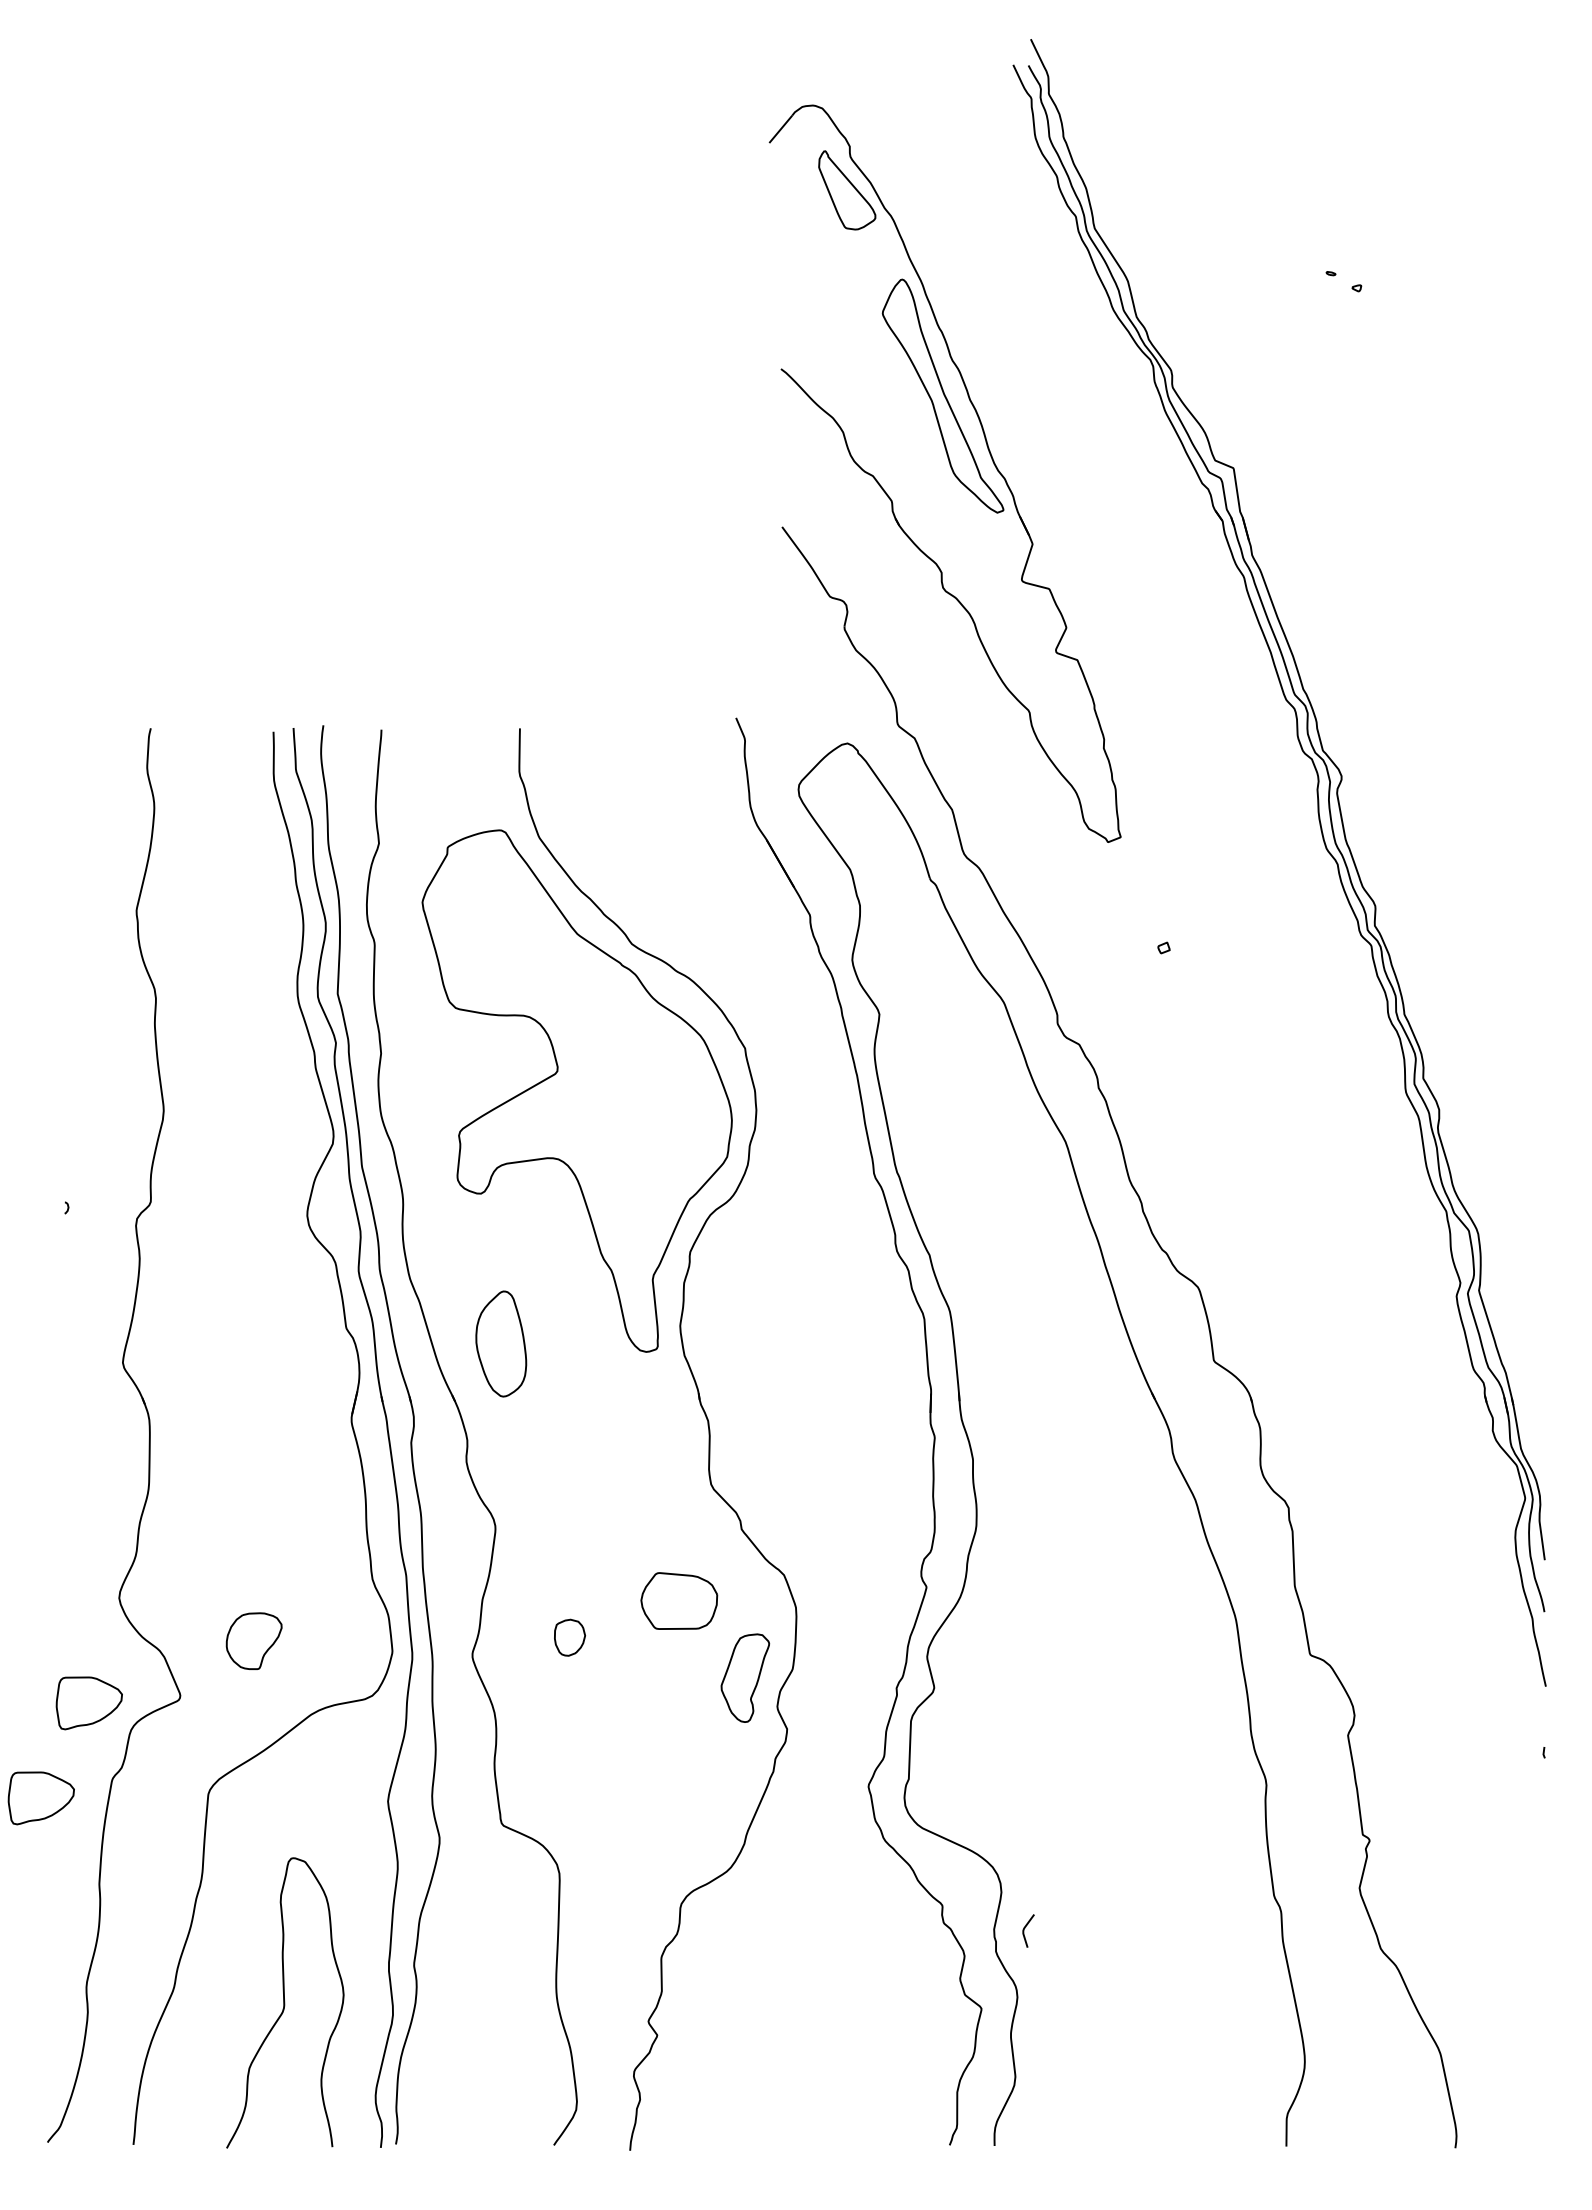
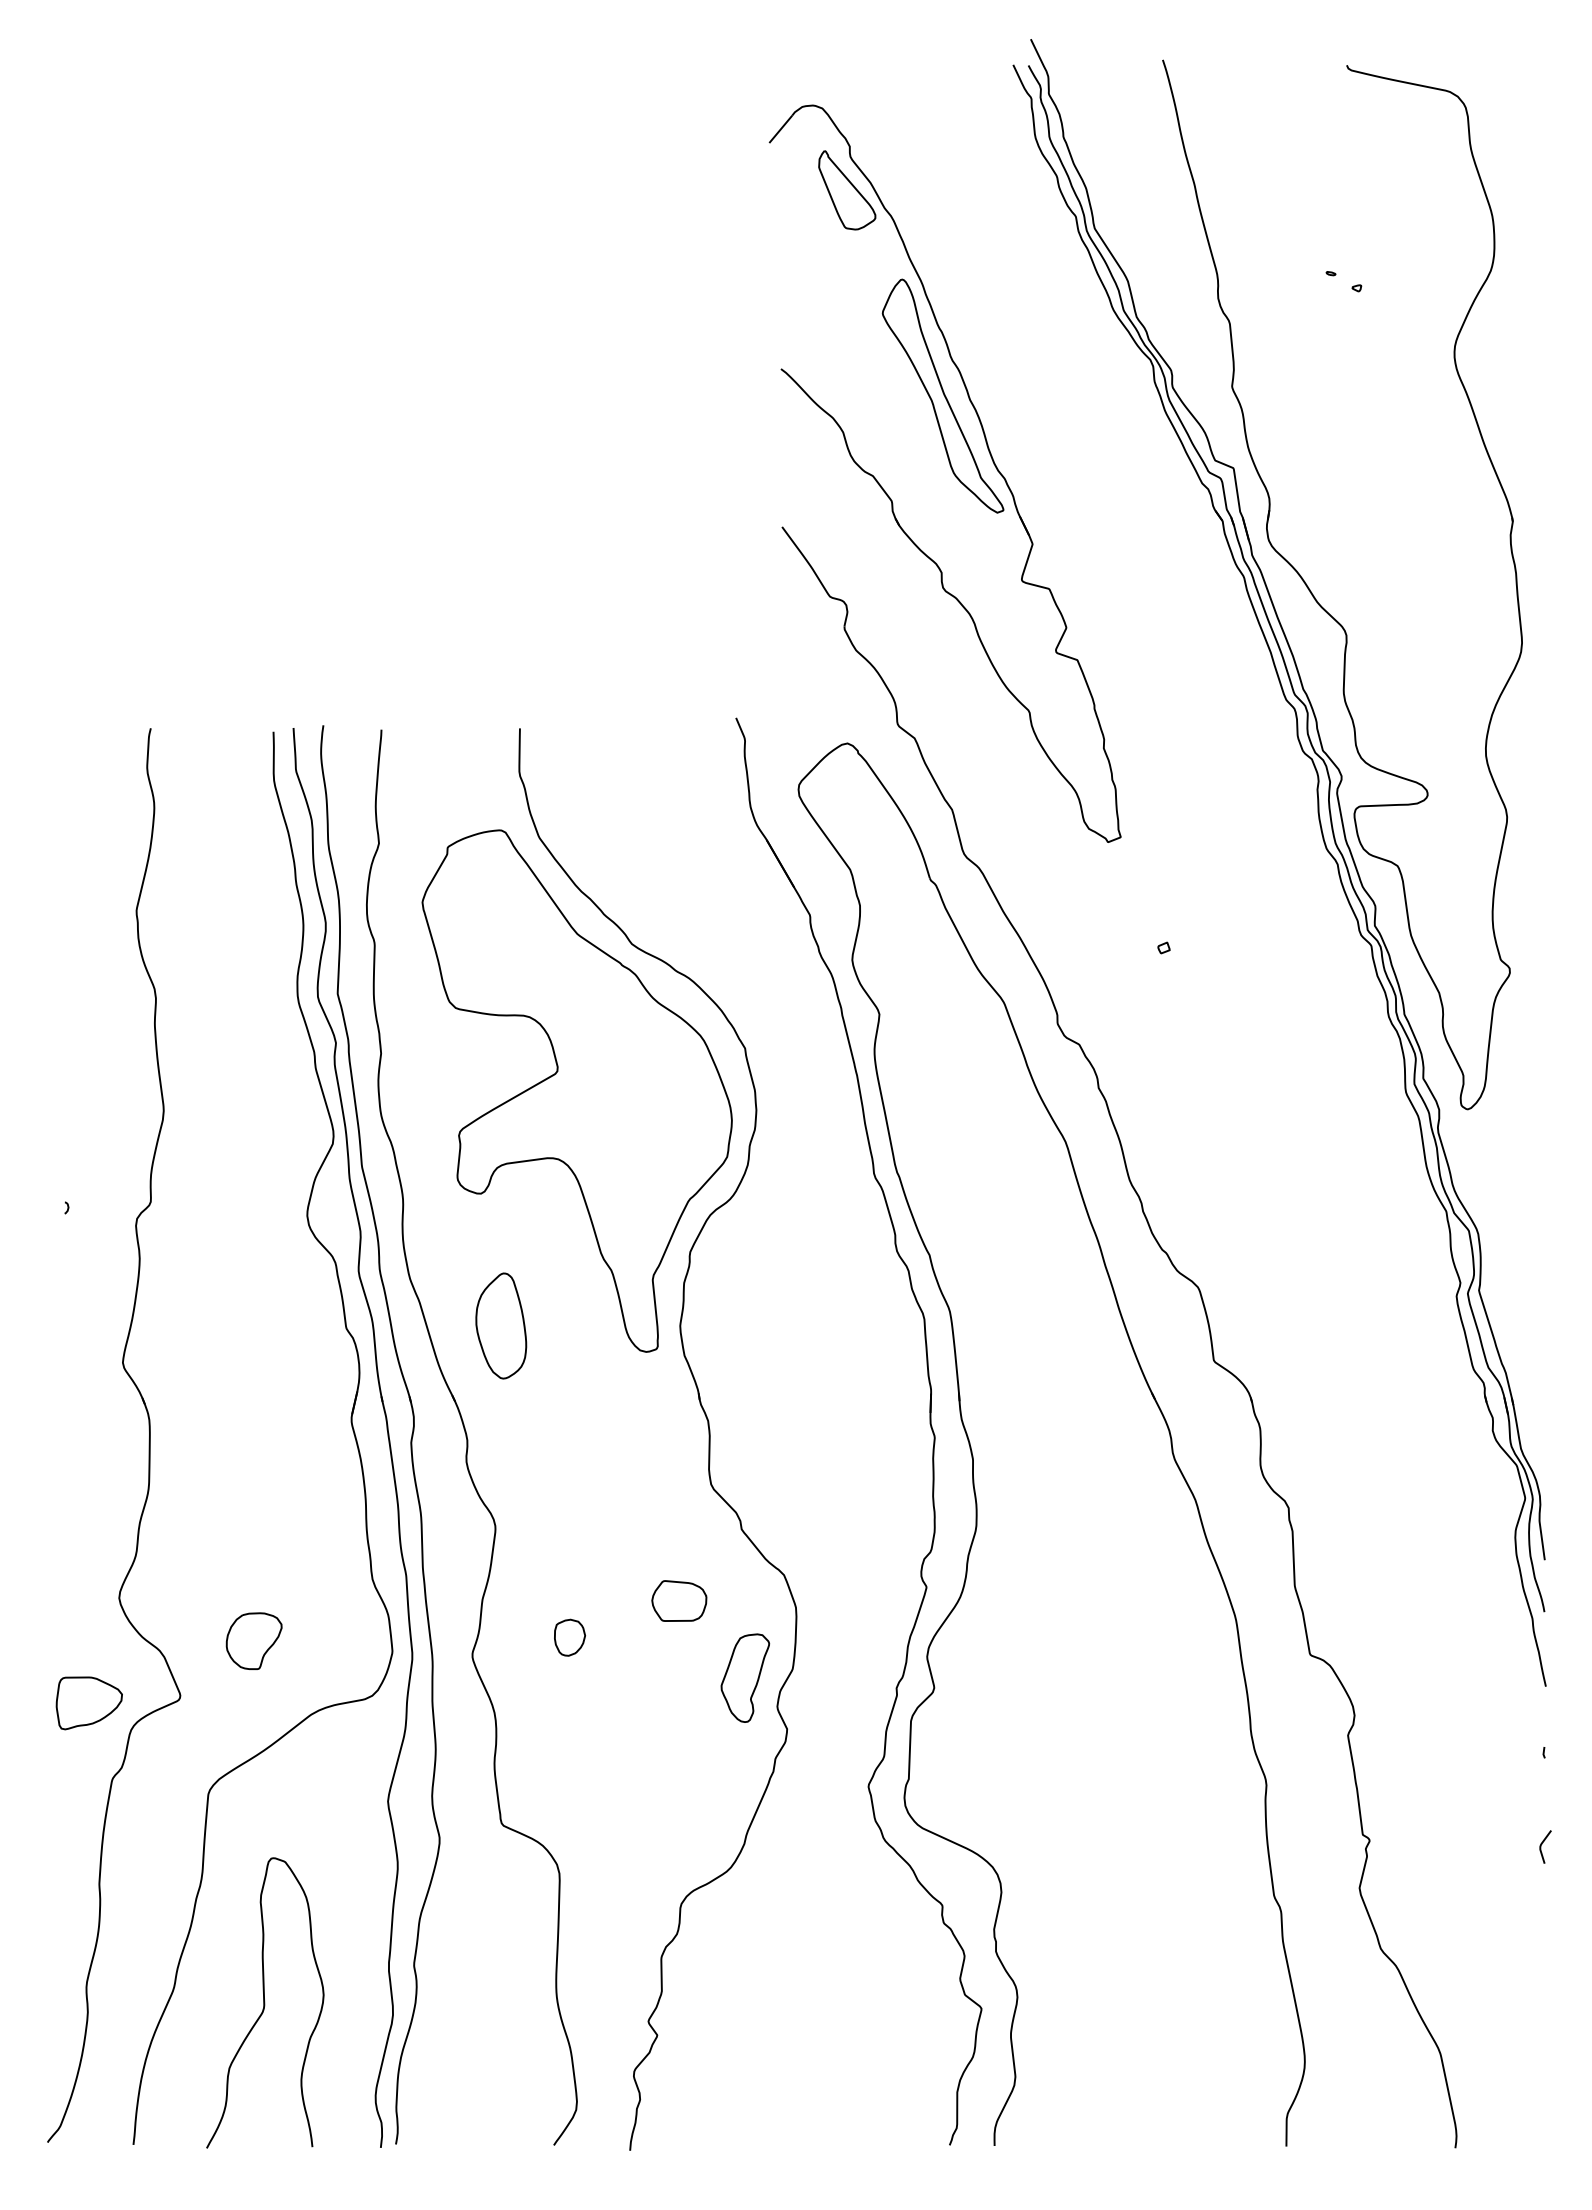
part: none -> present (1317, 600)
part position: (501, 1343) -> (501, 1325) (501, 1325)
part size: 79x58 px -> 57x42 px (679, 1600)
part: present -> none (40, 1798)
curve position: (1025, 1928) -> (1542, 1844) (1542, 1844)
curve position: (285, 2002) -> (265, 2002) (265, 2002)
